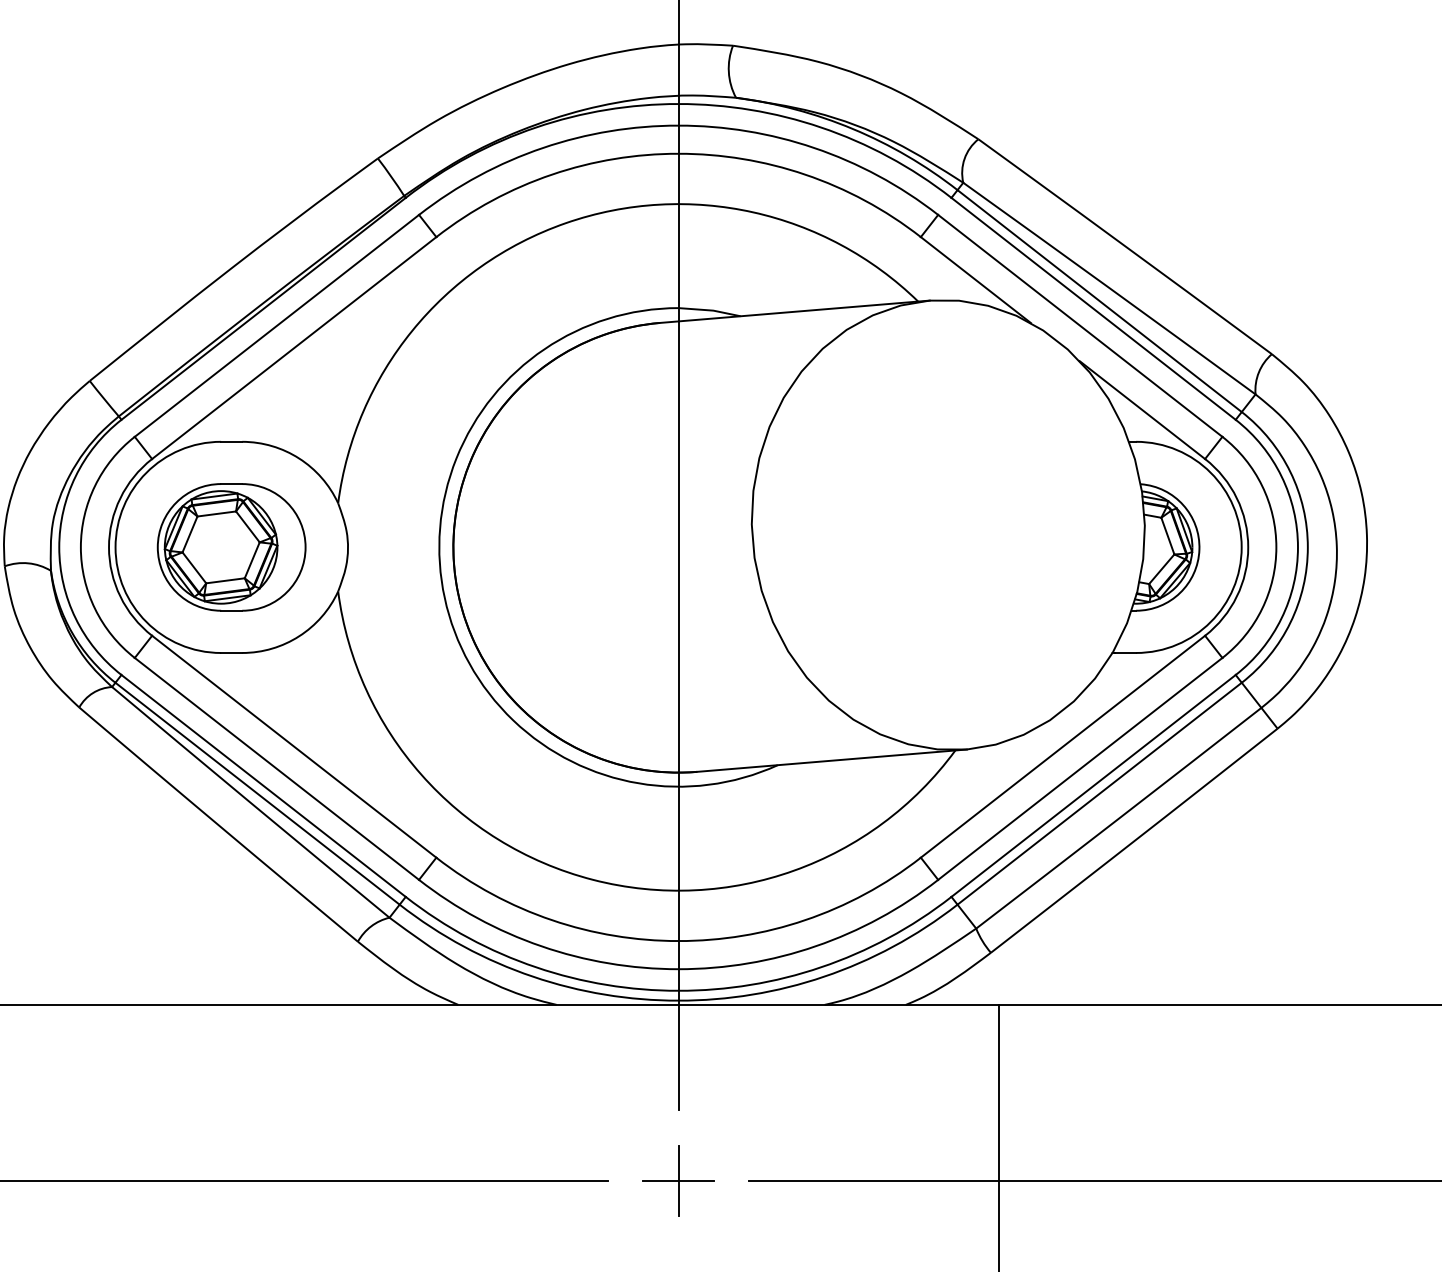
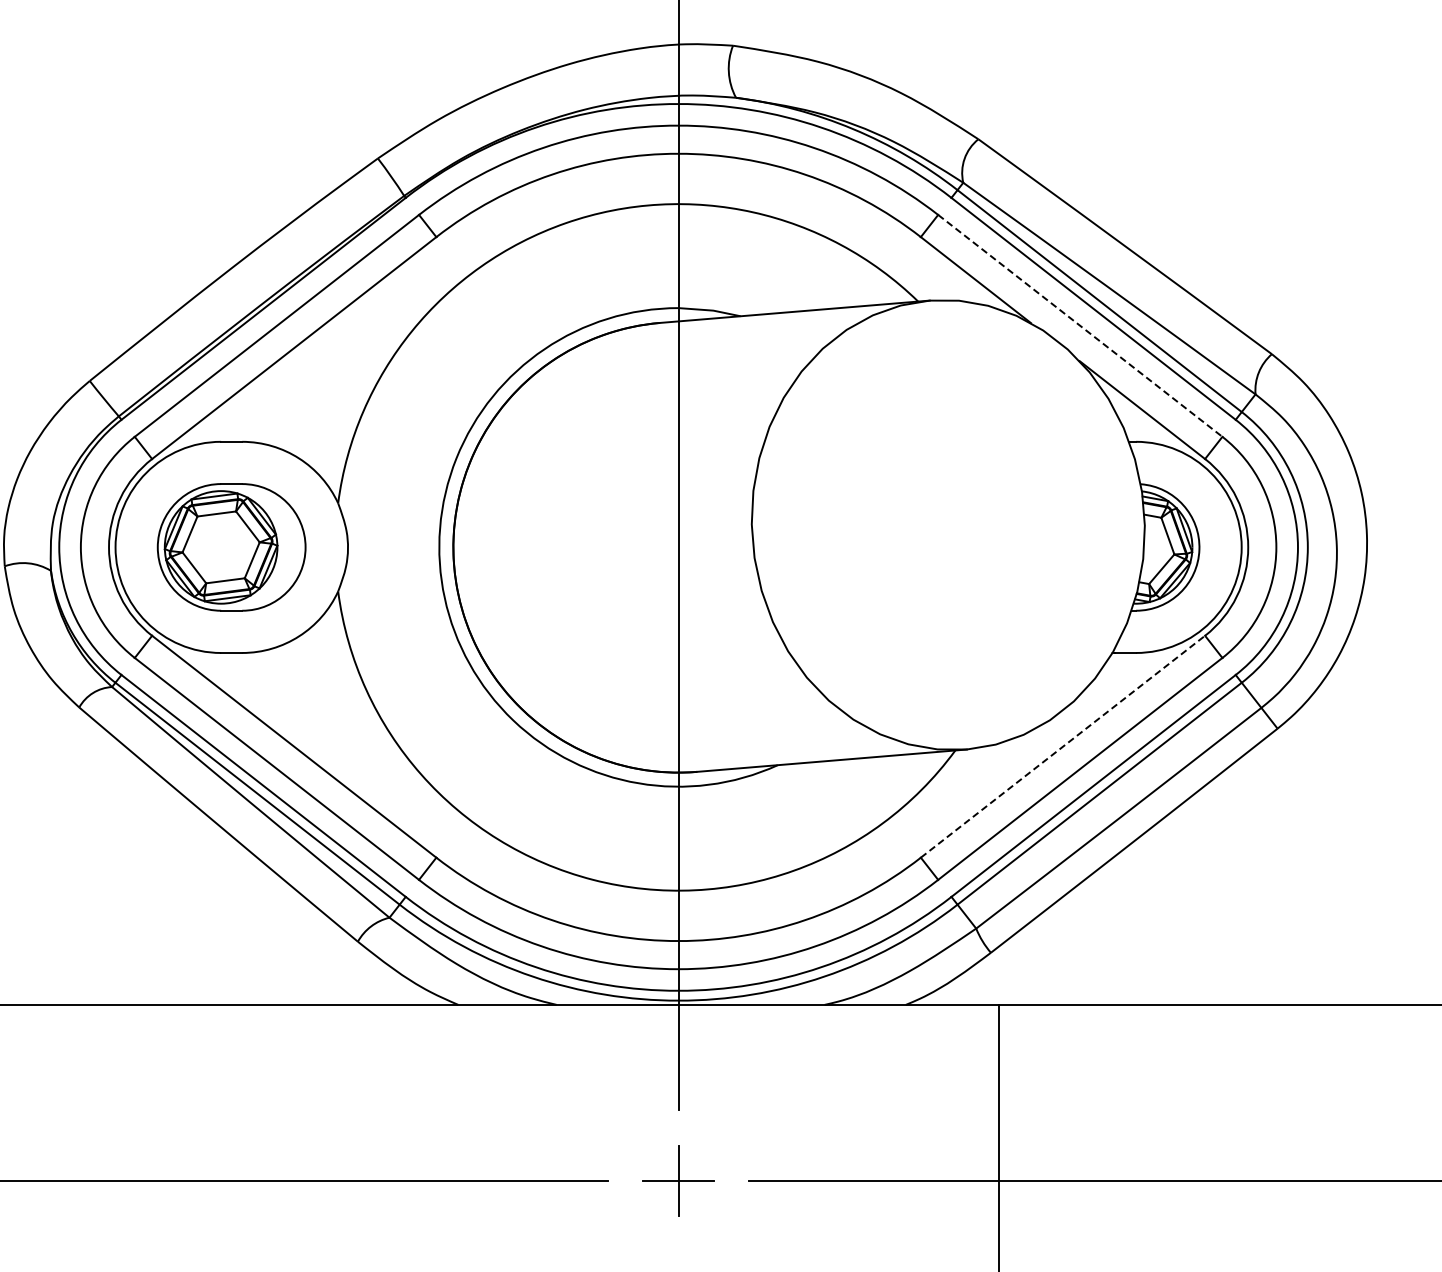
line: solid -> dashed (1080, 326)
line: solid -> dashed (1063, 746)
